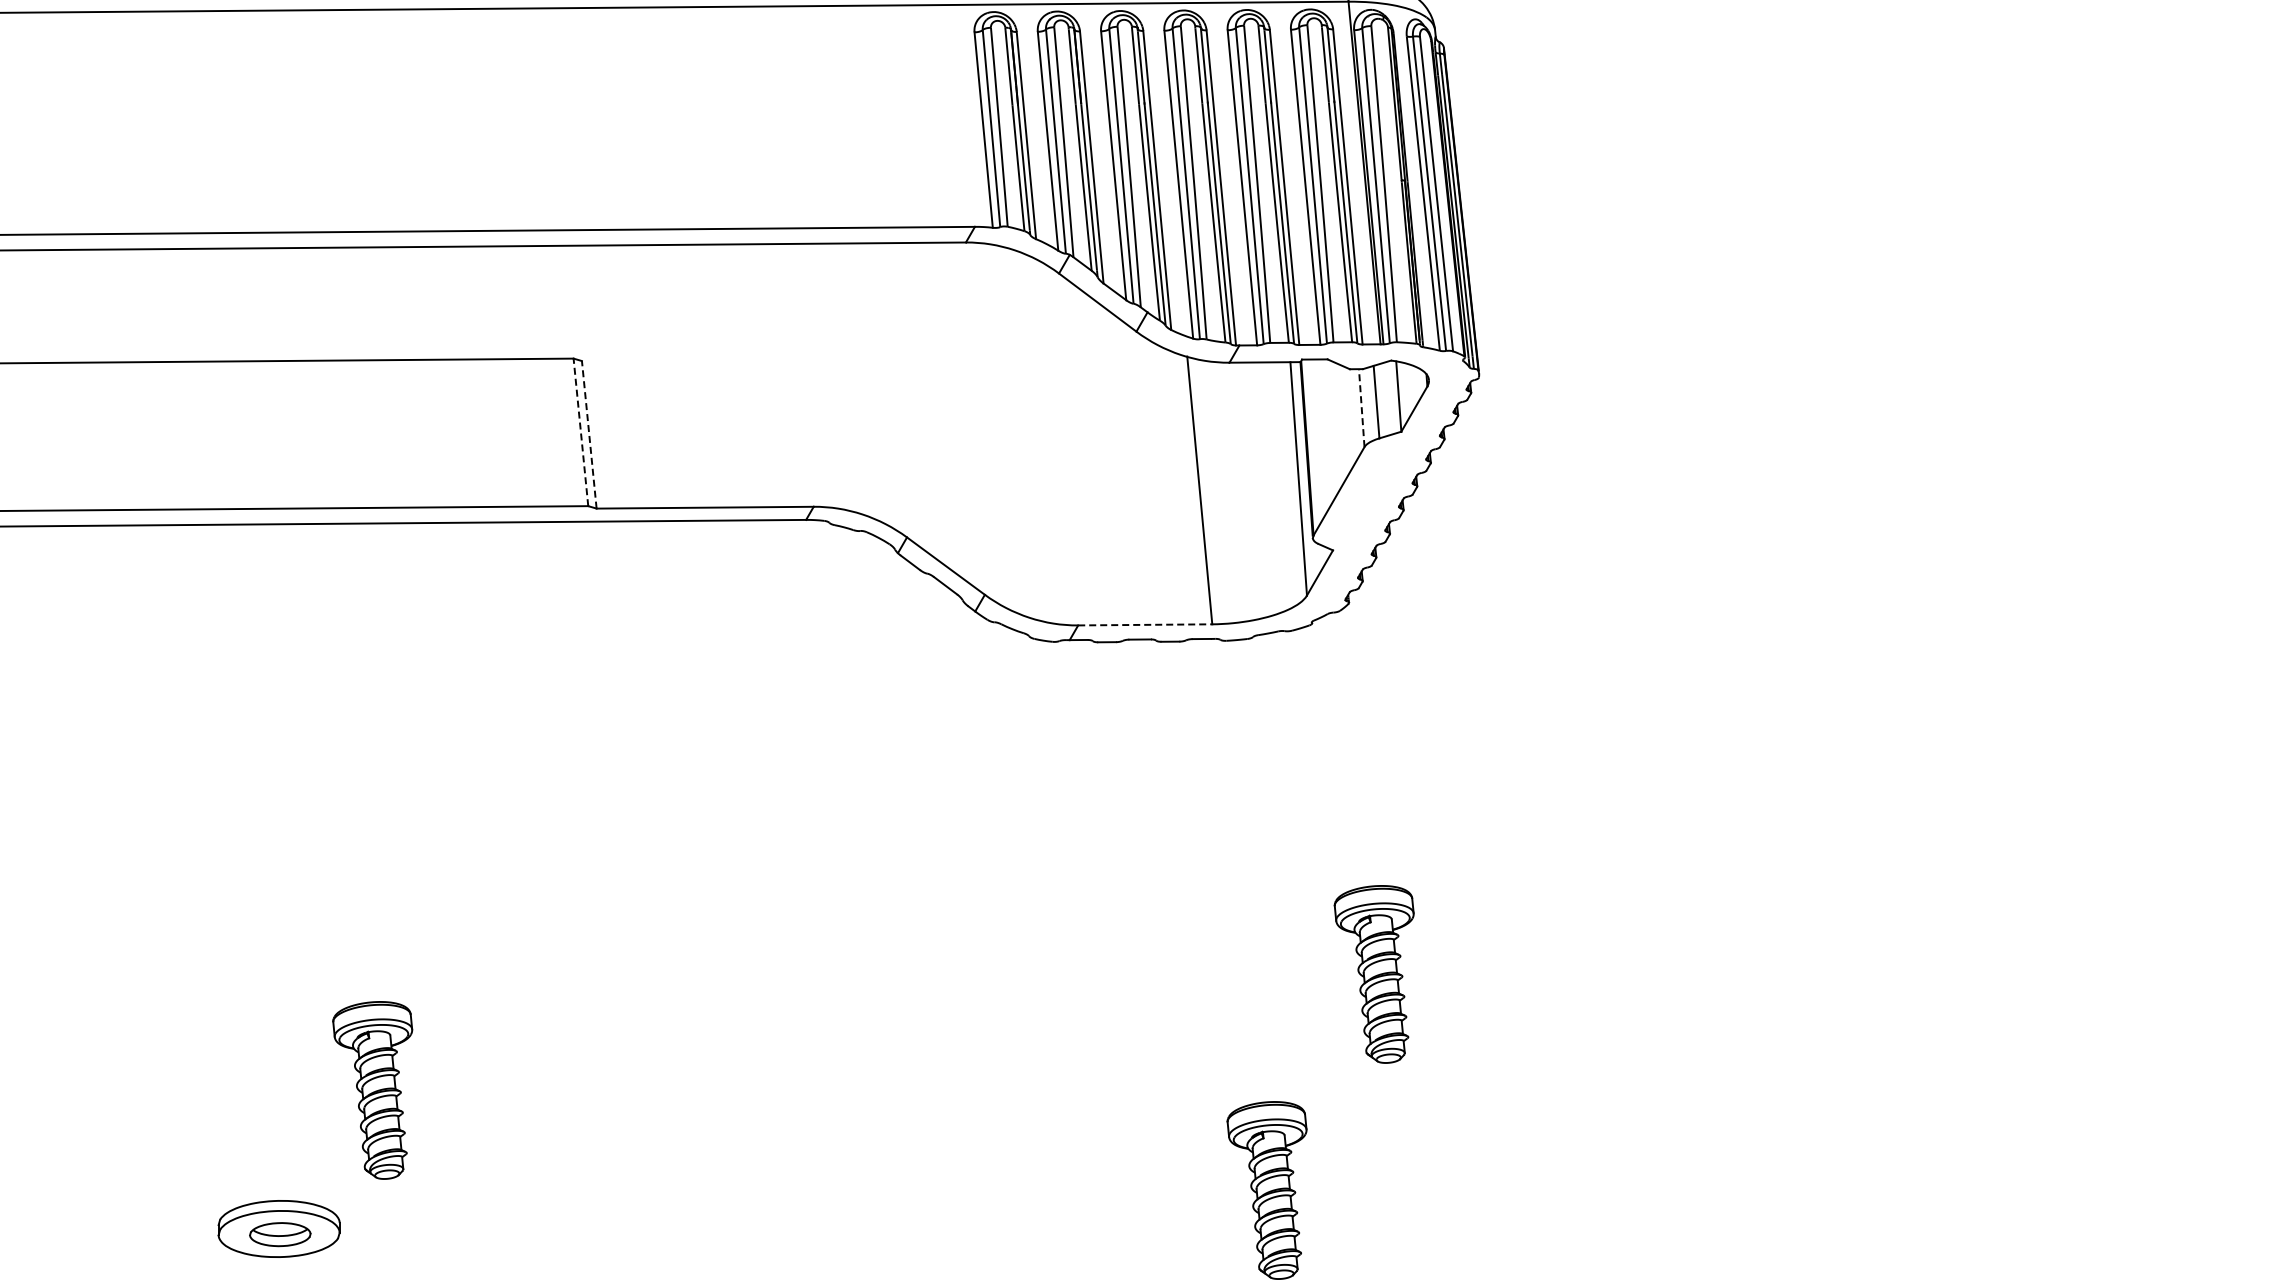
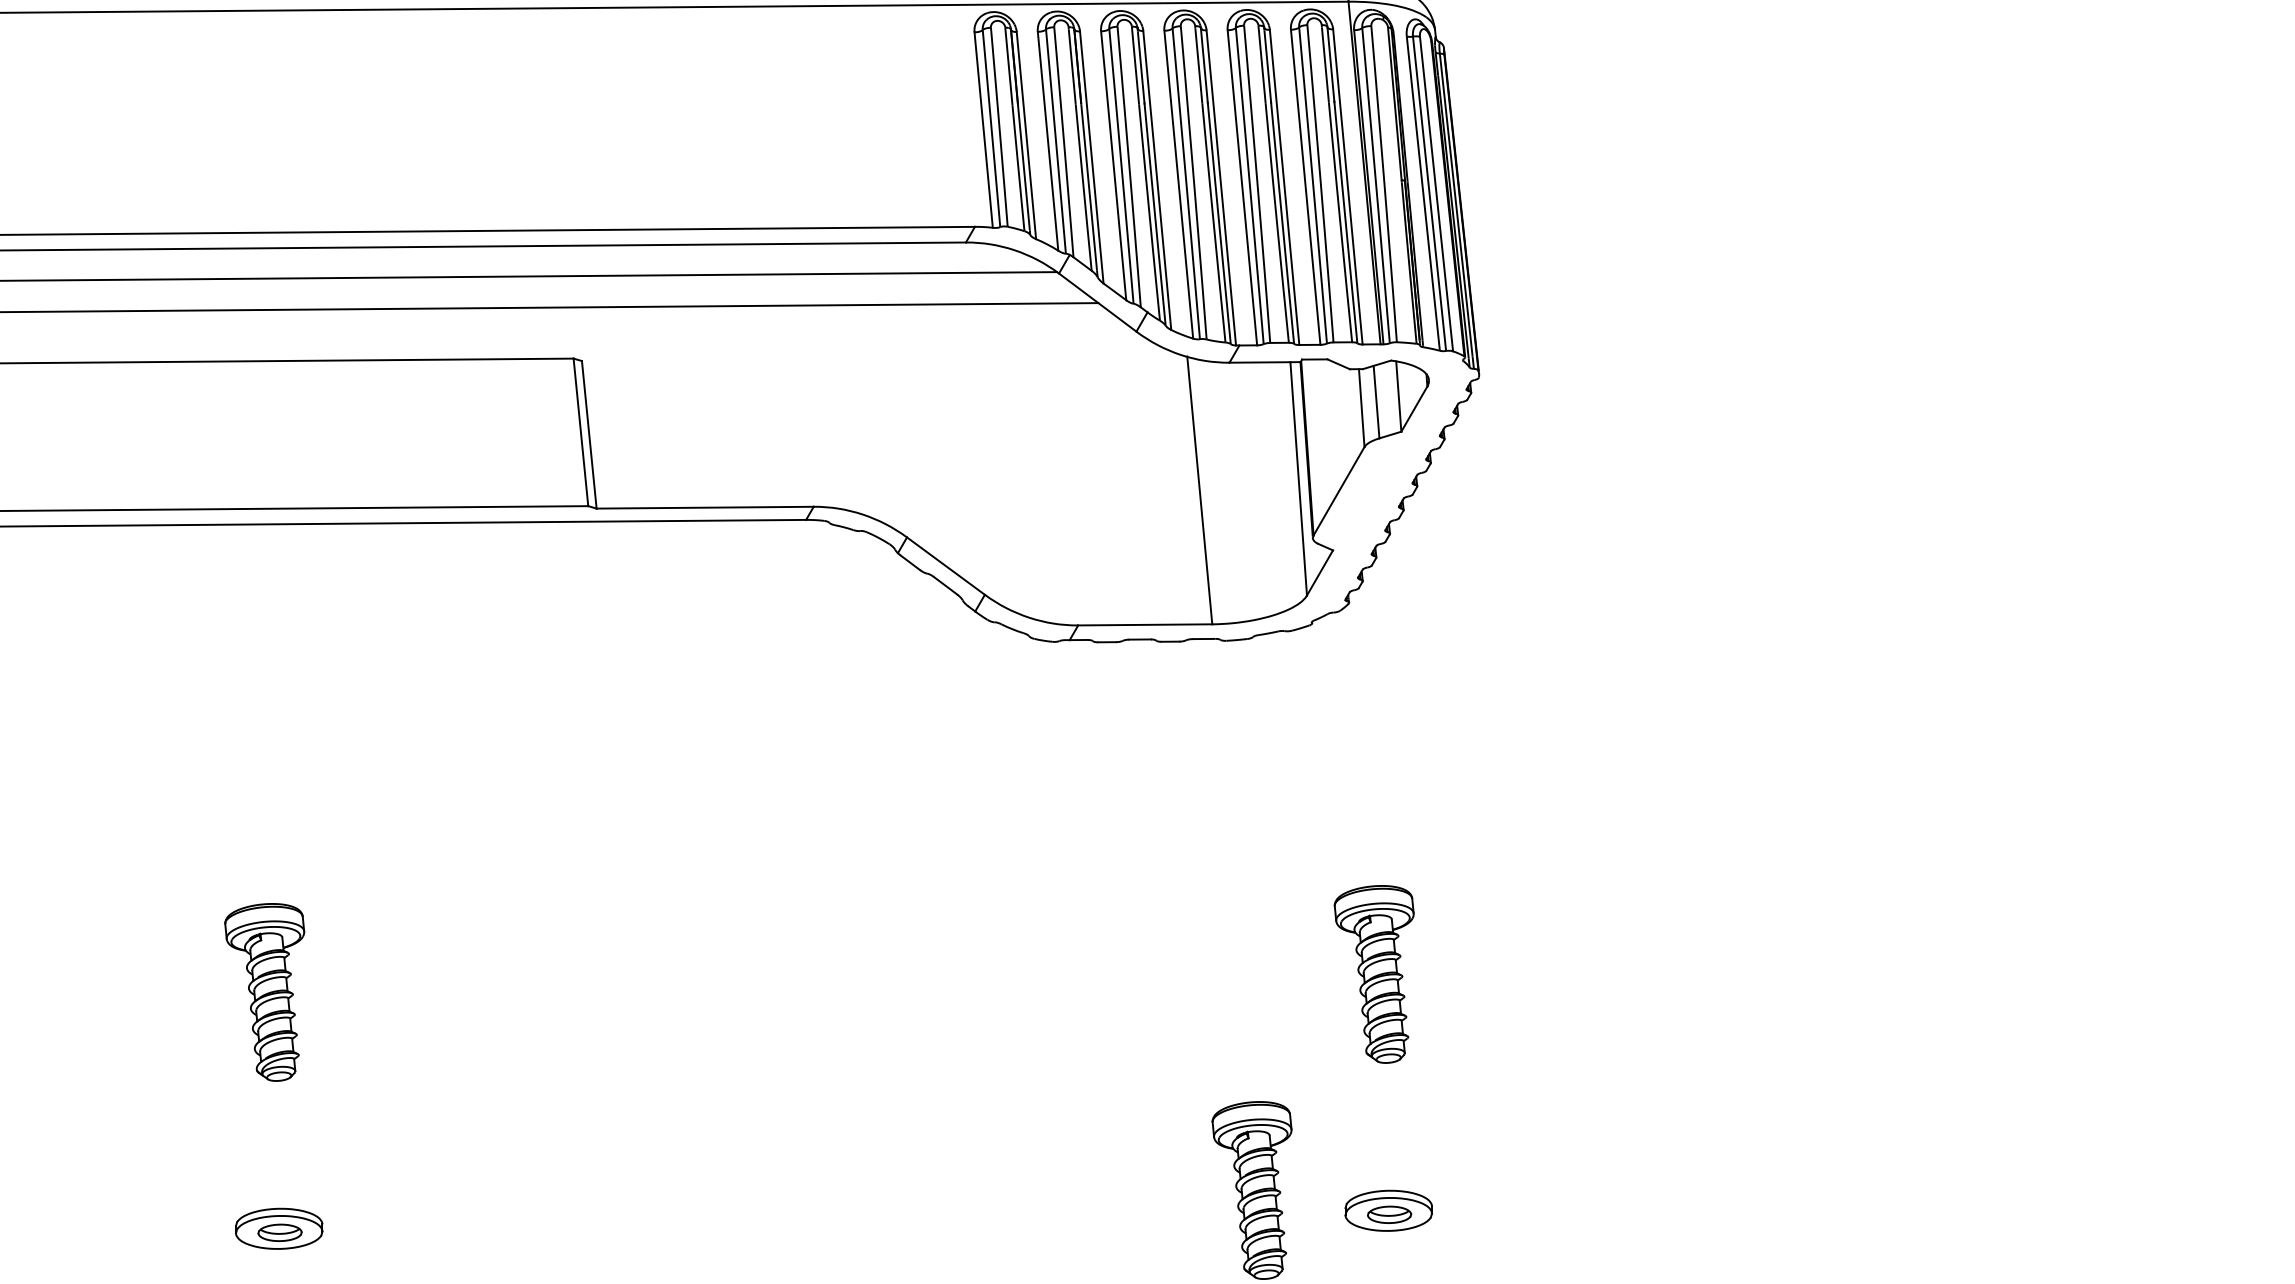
line: none -> present (529, 276)
line: none -> present (550, 307)
line: dashed -> solid (1361, 408)
line: dashed -> solid (580, 431)
line: dashed -> solid (589, 434)
line: dashed -> solid (1145, 624)
part position: (372, 1090) -> (264, 992) (264, 992)
part position: (1266, 1190) -> (1251, 1190) (1251, 1190)
part: none -> present (1388, 1210)
part size: 124x58 px -> 89x43 px (279, 1228)
